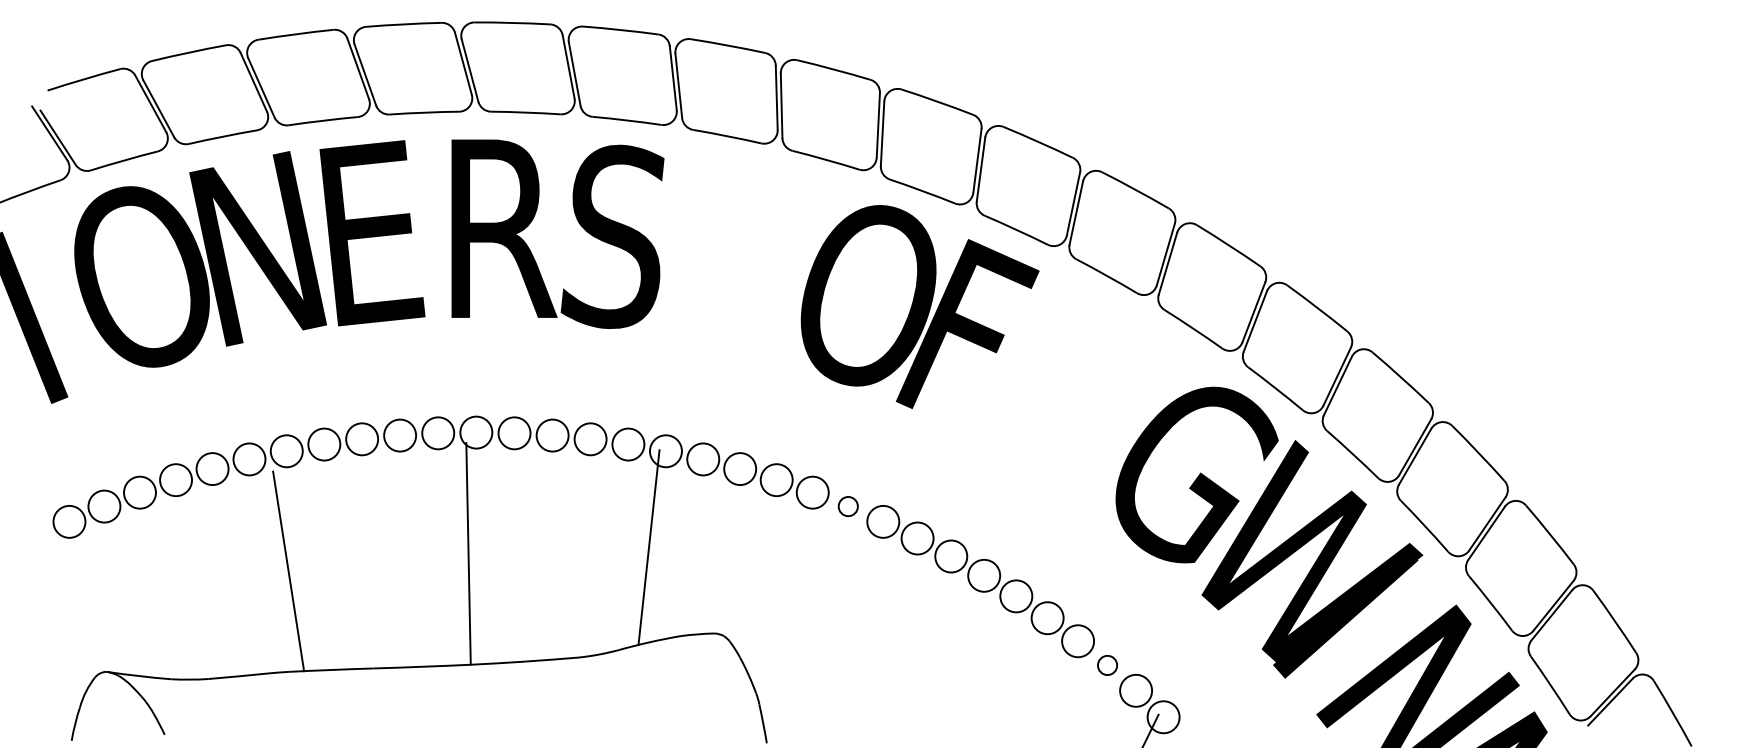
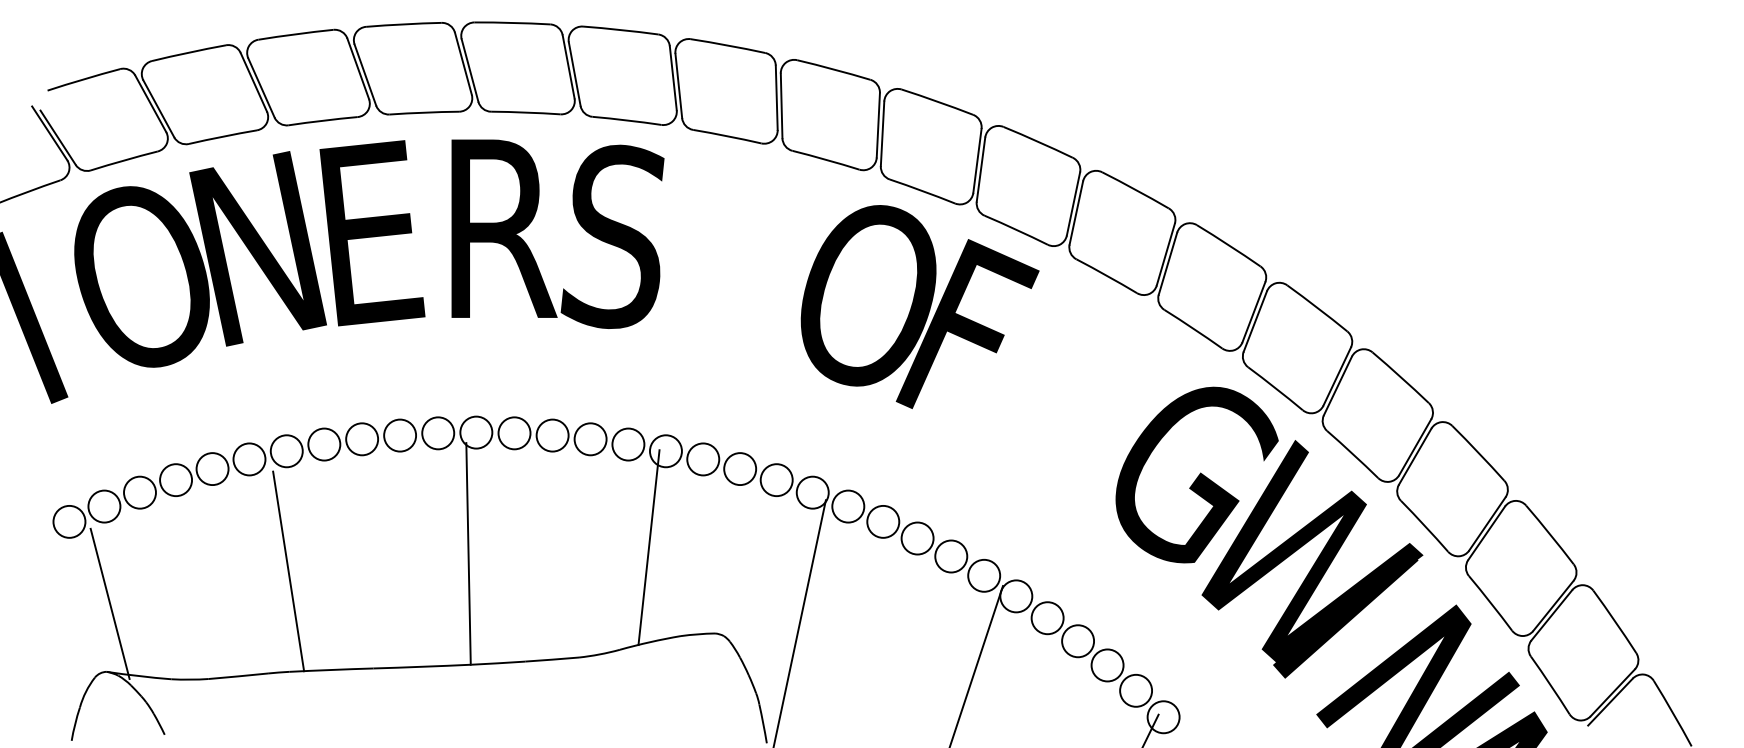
circle diameter: 19 px -> 32 px (848, 506)
line: none -> present (109, 603)
line: none -> present (799, 622)
line: none -> present (976, 665)
circle diameter: 19 px -> 32 px (1107, 665)
